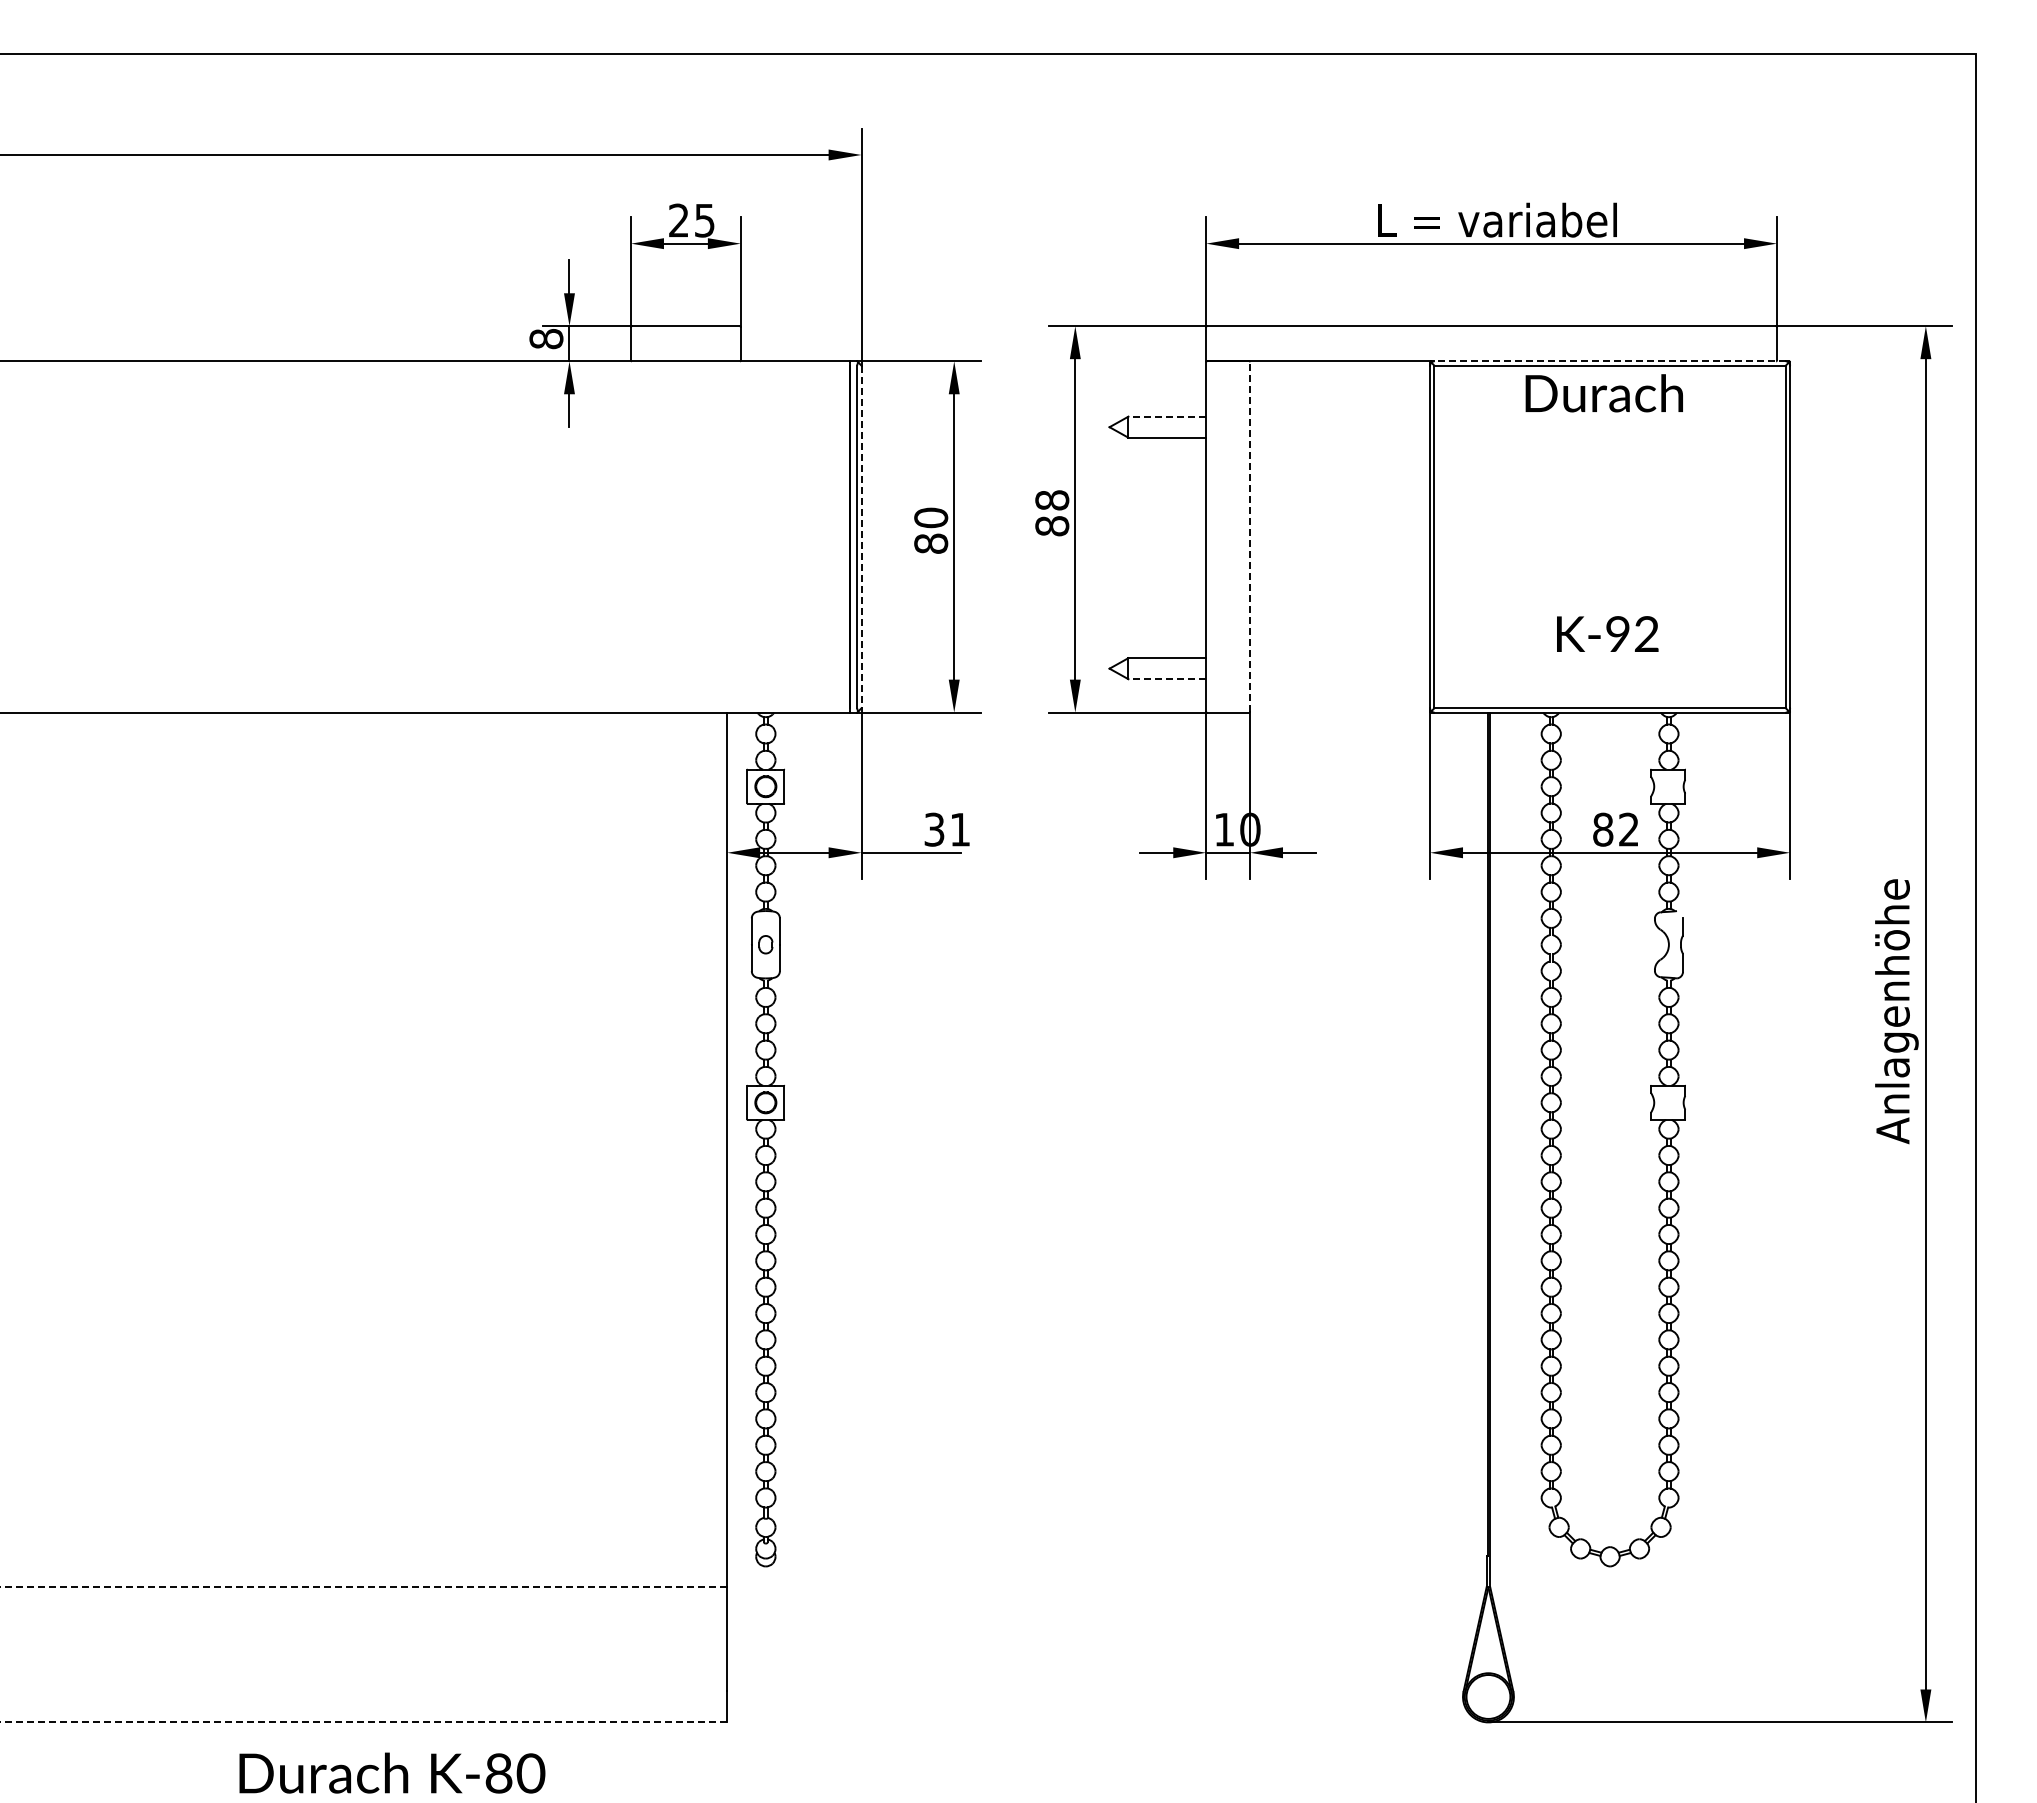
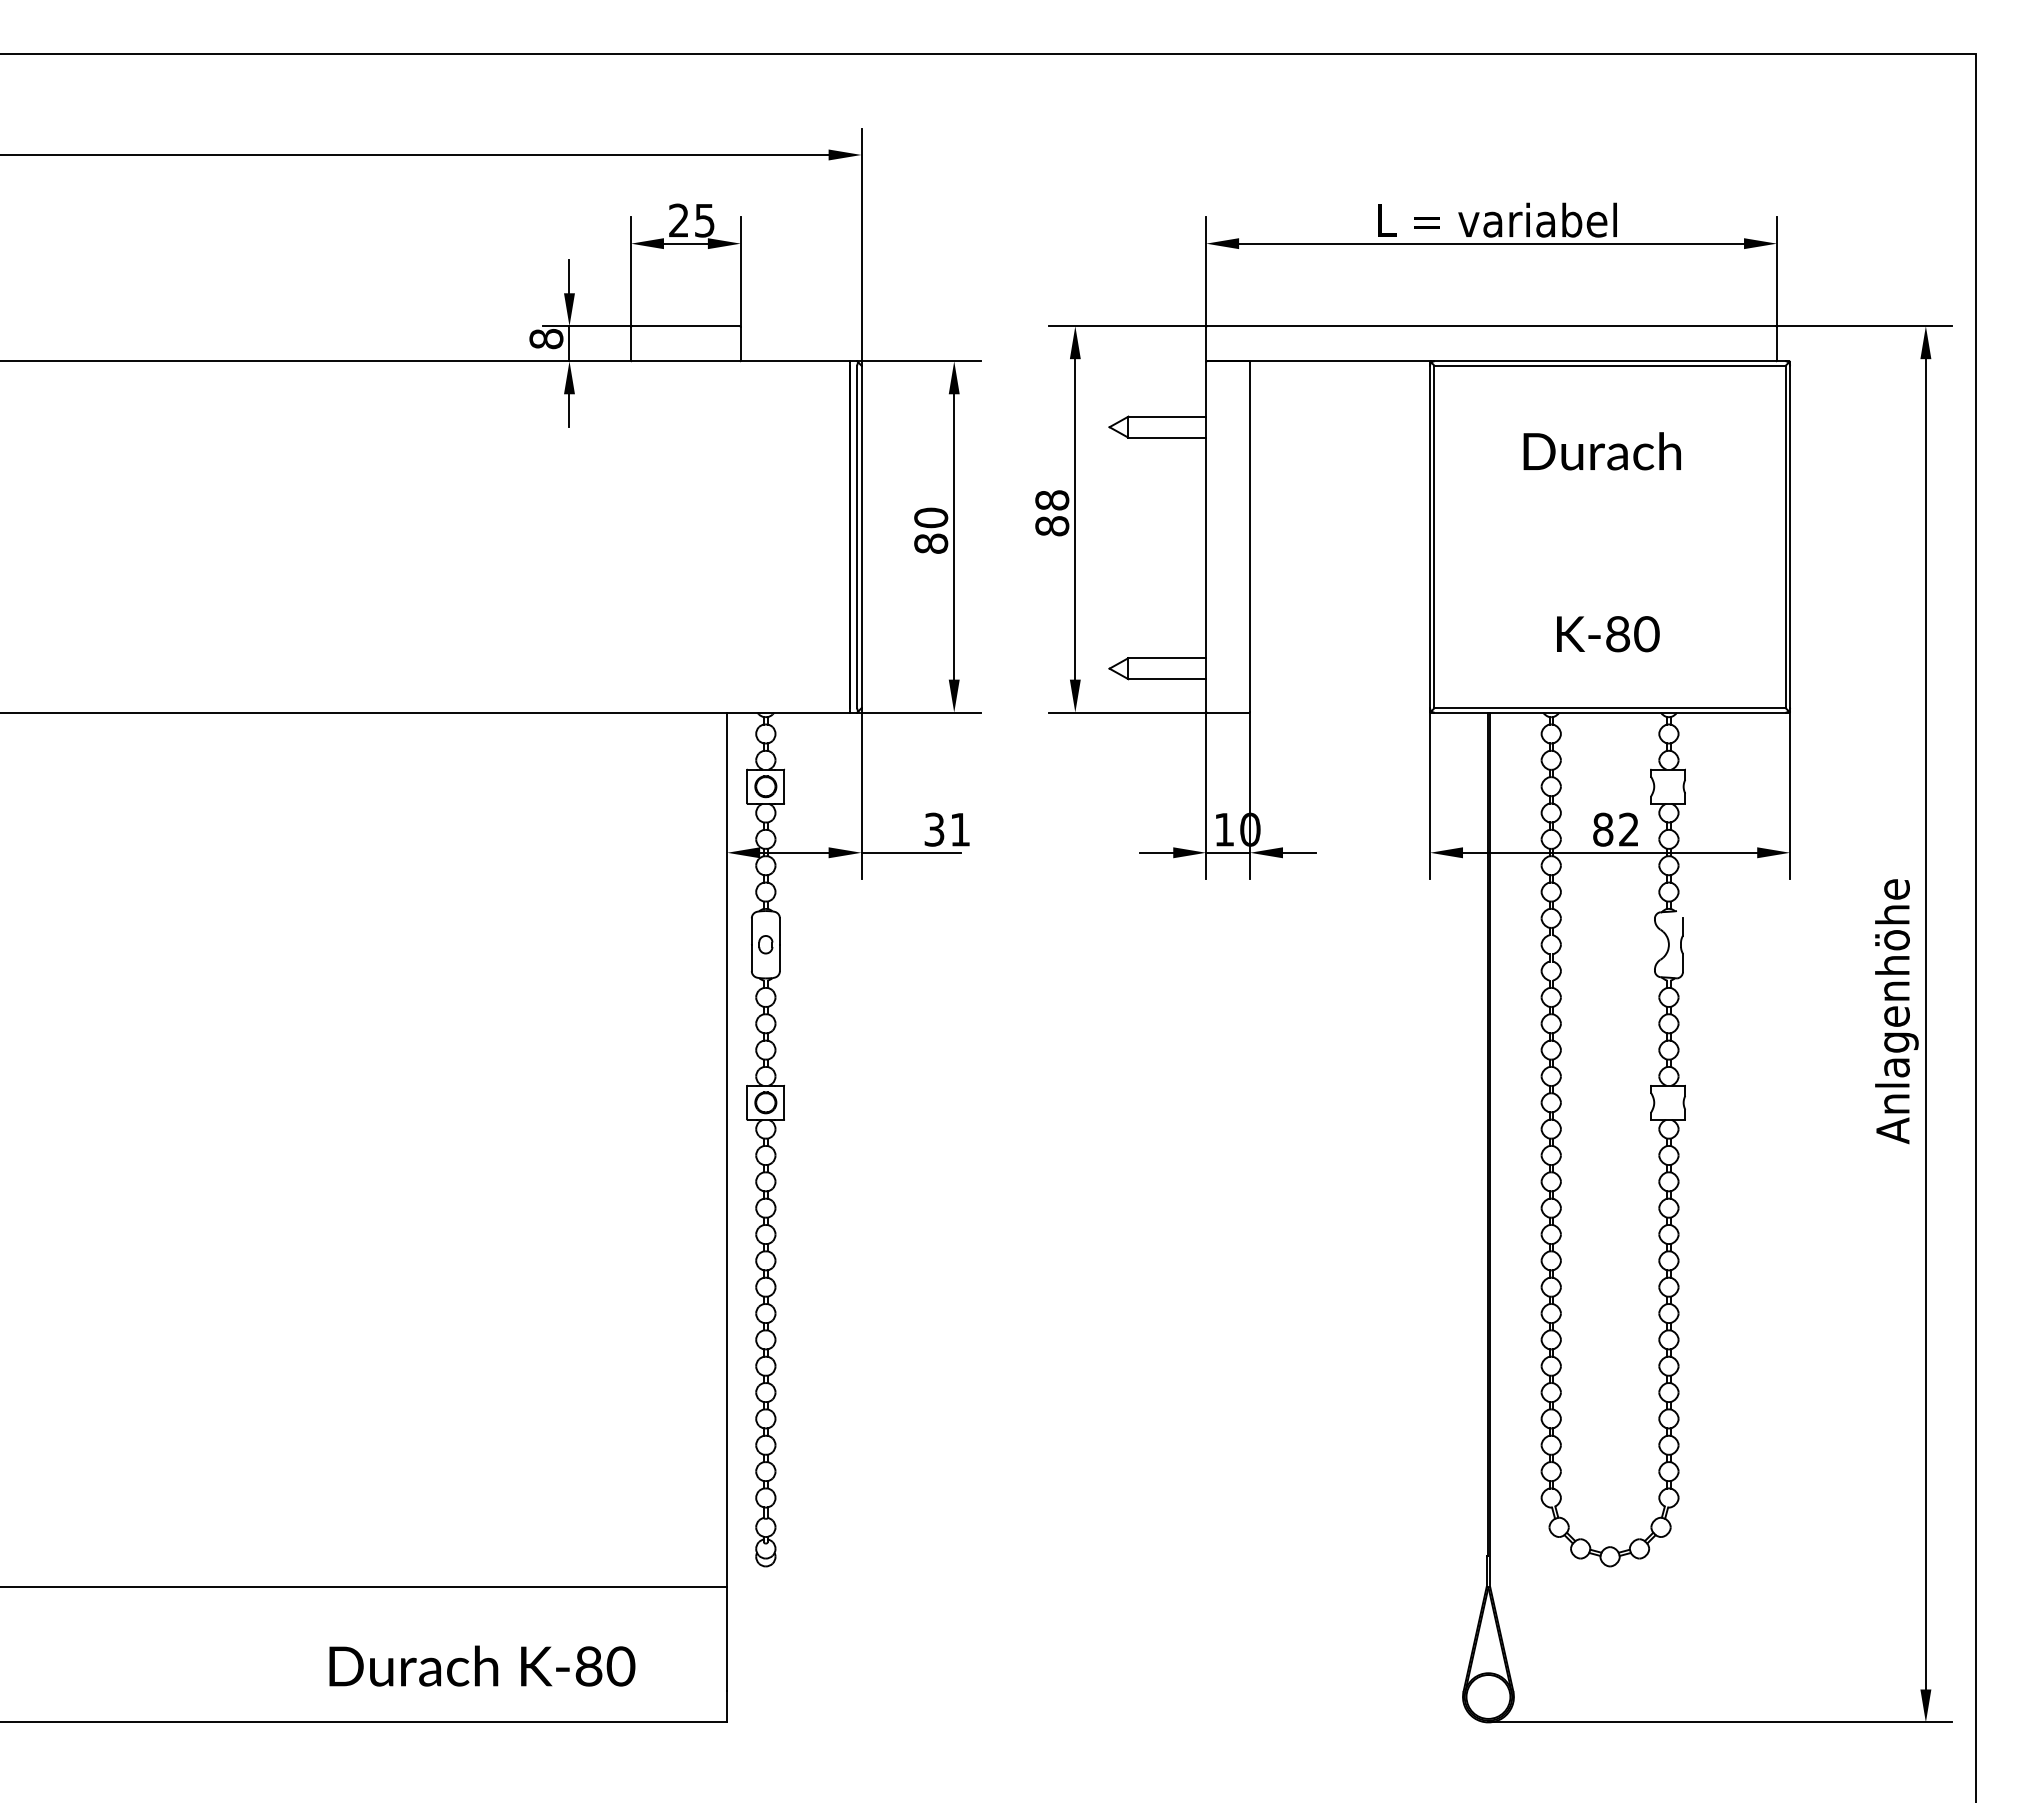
line: dashed -> solid (1610, 361)
text position: (1603, 393) -> (1601, 451) (1601, 451)
line: dashed -> solid (1167, 416)
line: dashed -> solid (1250, 536)
line: dashed -> solid (861, 537)
text: K-92 -> K-80 (1632, 634)
line: dashed -> solid (1167, 679)
line: dashed -> solid (363, 1587)
line: dashed -> solid (363, 1722)
text position: (392, 1772) -> (482, 1665) (482, 1665)
